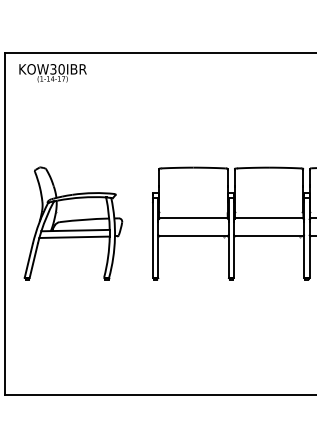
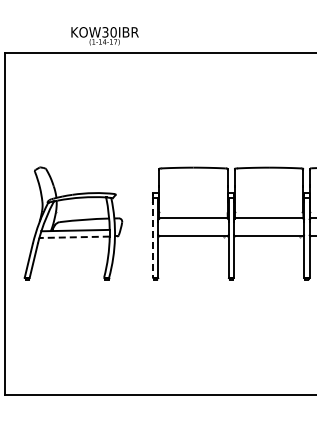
text position: (52, 73) -> (104, 36) (104, 36)
line: solid -> dashed (74, 237)
line: solid -> dashed (153, 237)
